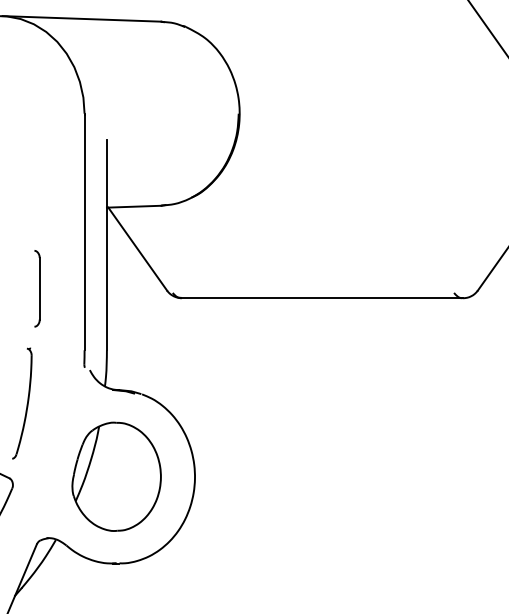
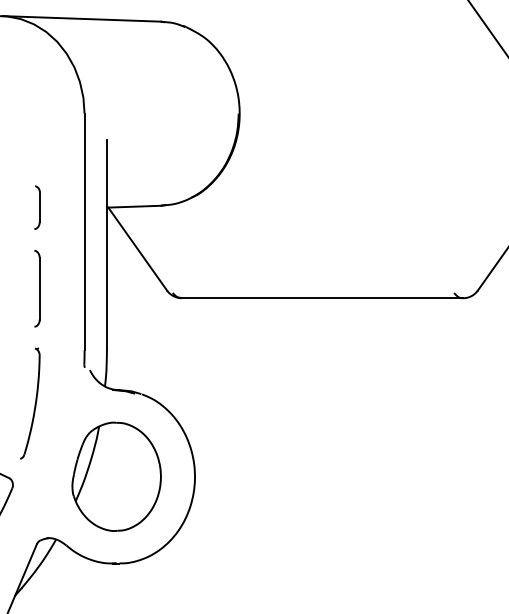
part: none -> present (37, 207)
part position: (22, 403) -> (30, 403) (30, 403)
